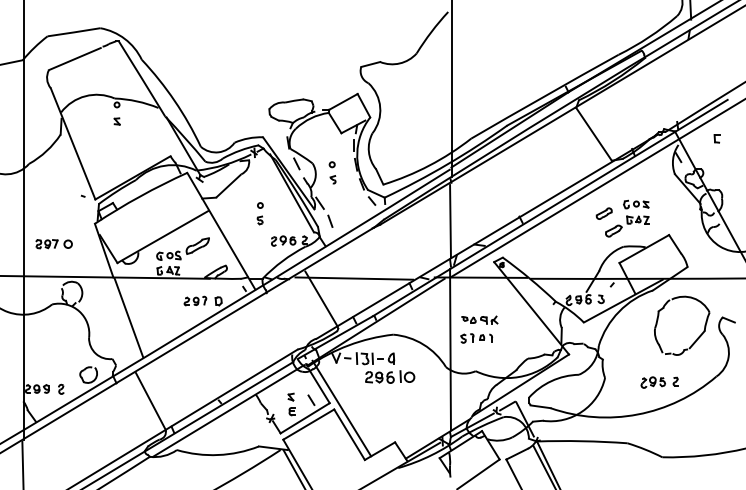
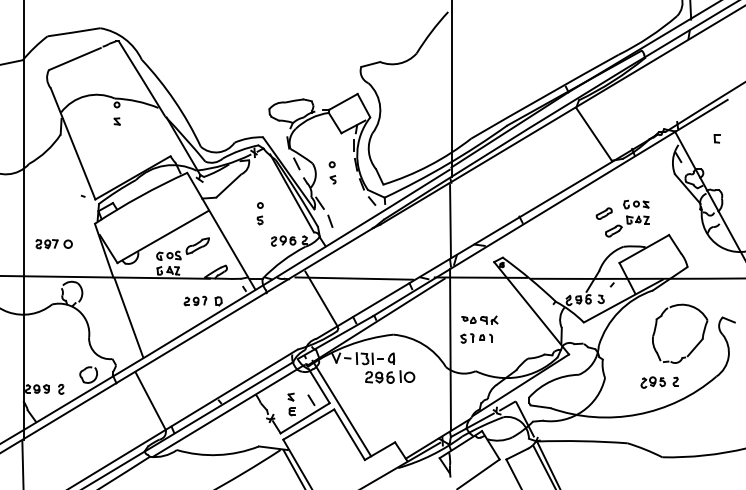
line: present -> none (596, 188)
part position: (697, 337) -> (695, 345) (695, 345)
